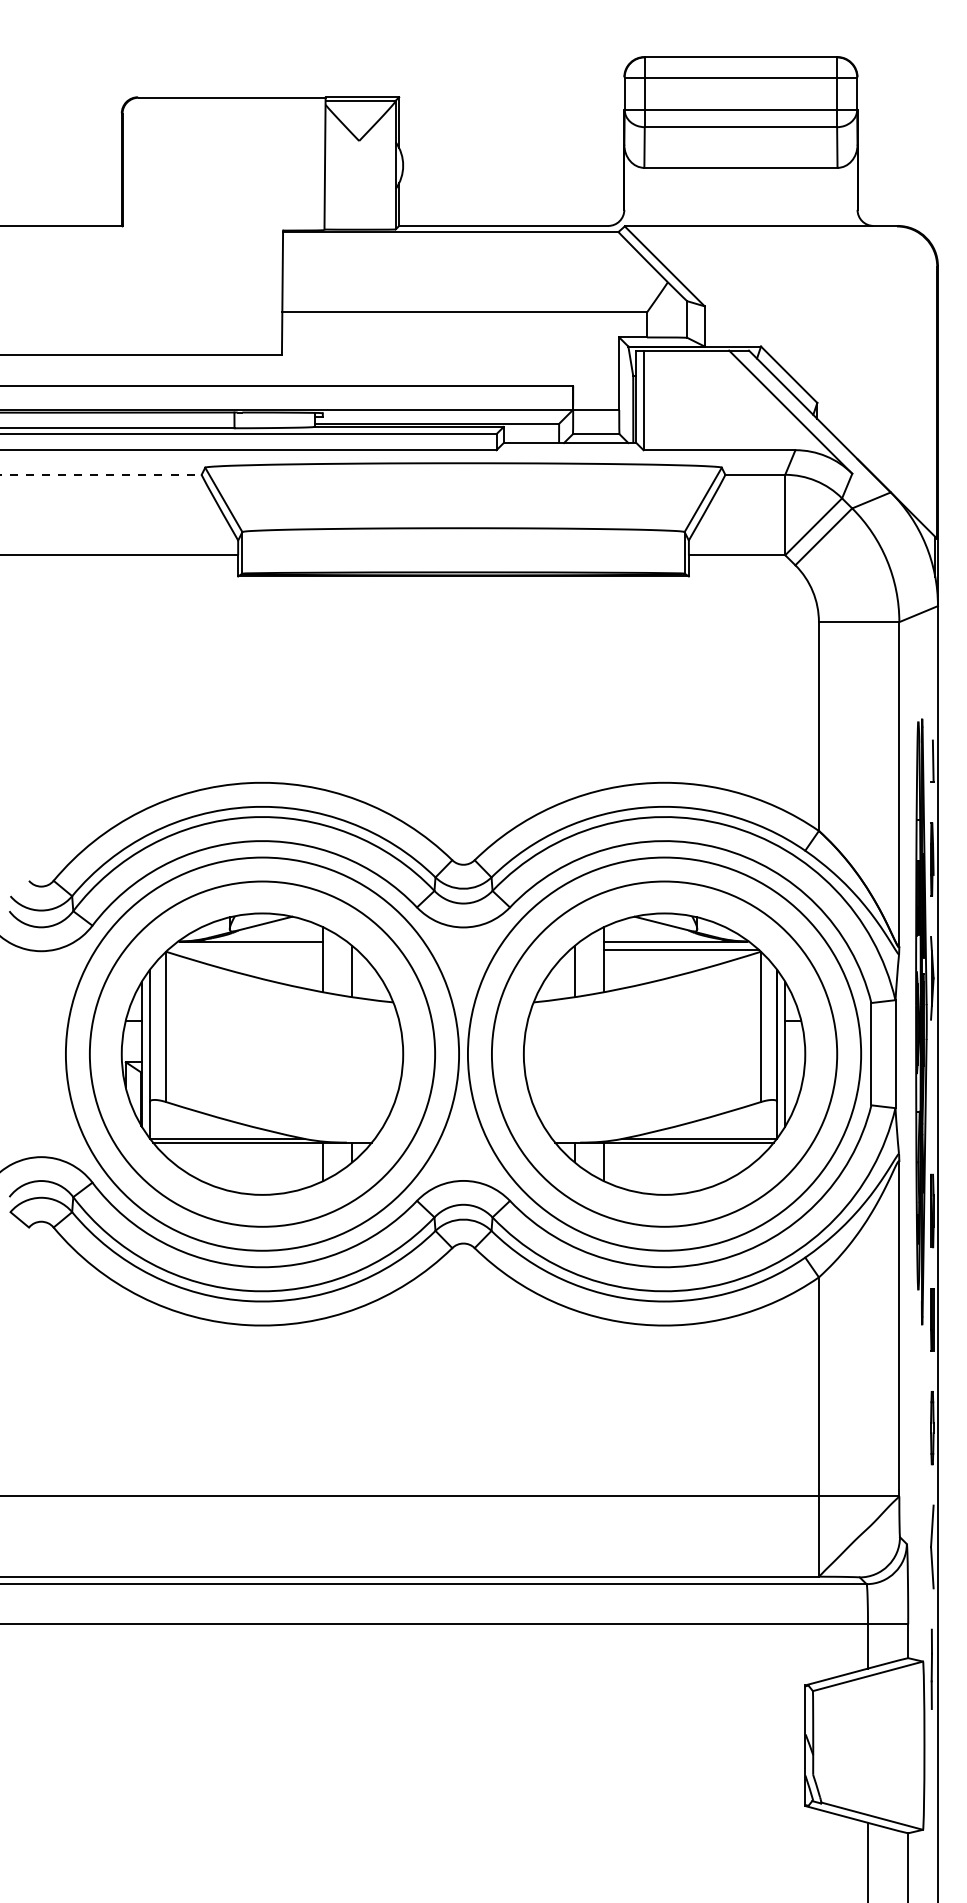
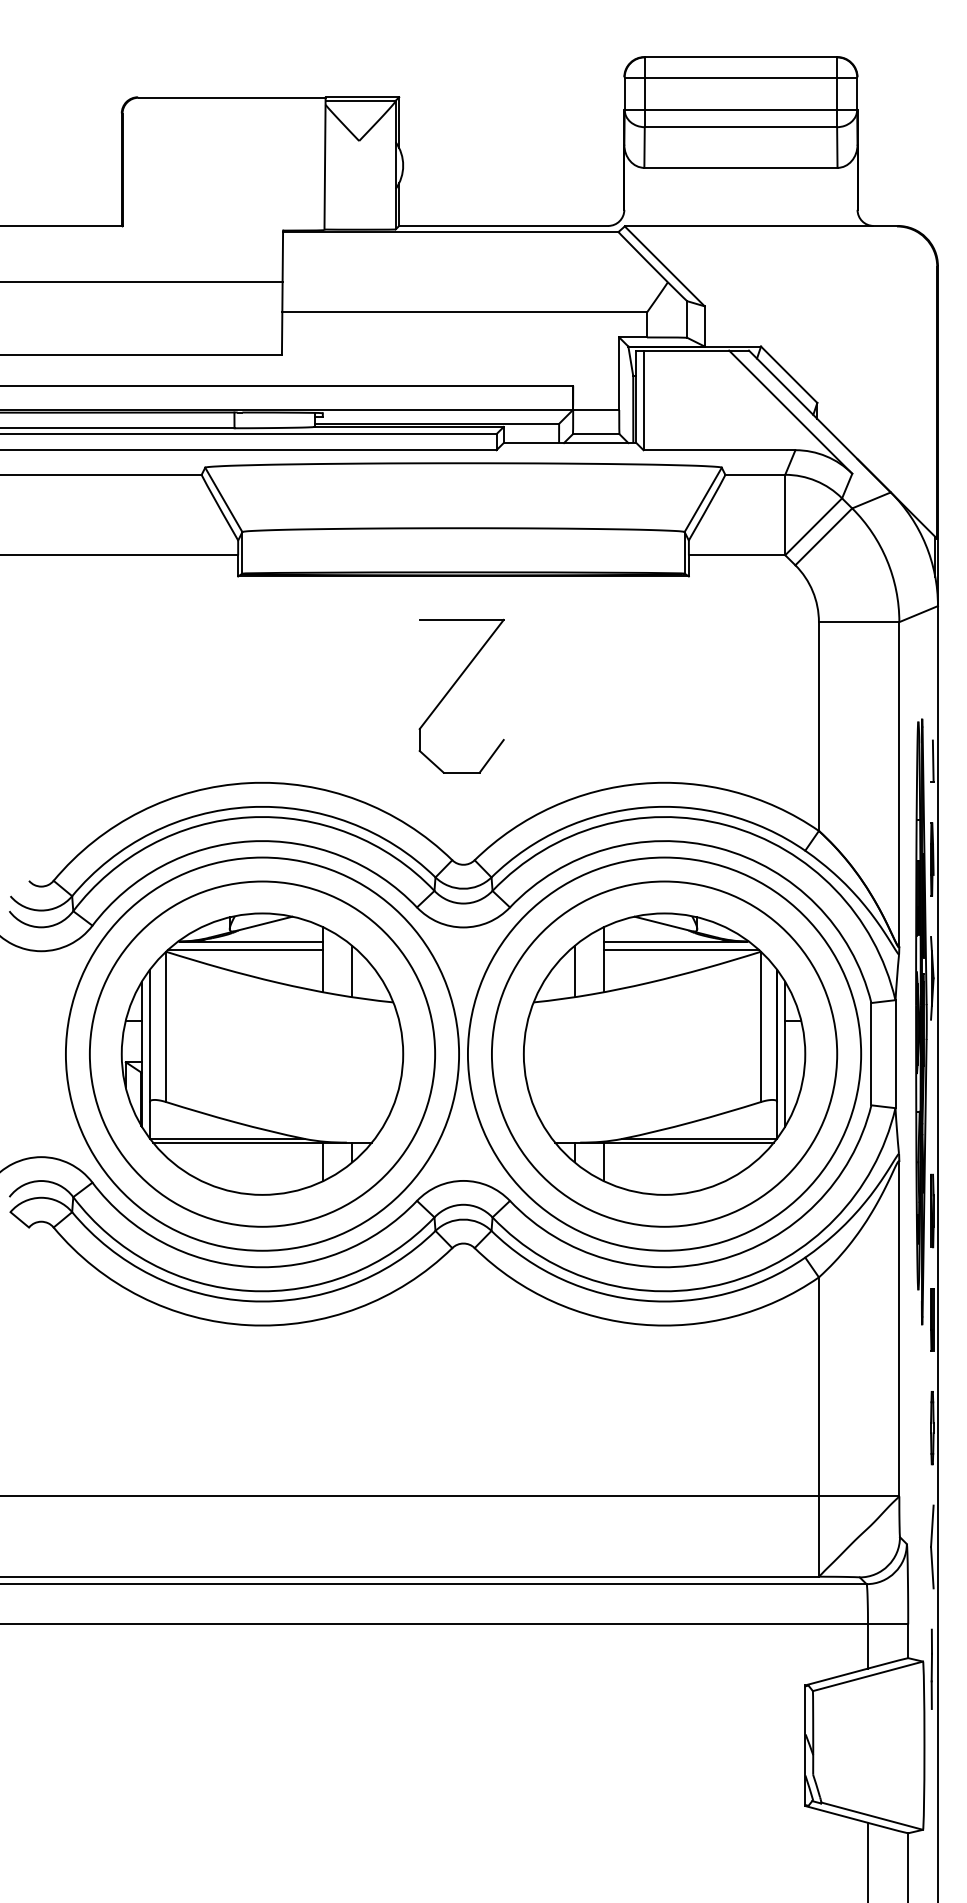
line: none -> present (142, 282)
line: dashed -> solid (101, 474)
part: none -> present (452, 688)
line: none -> present (245, 949)
